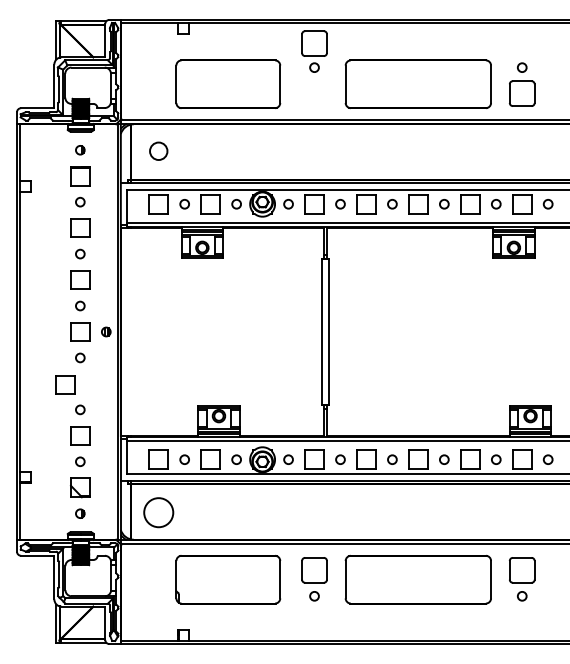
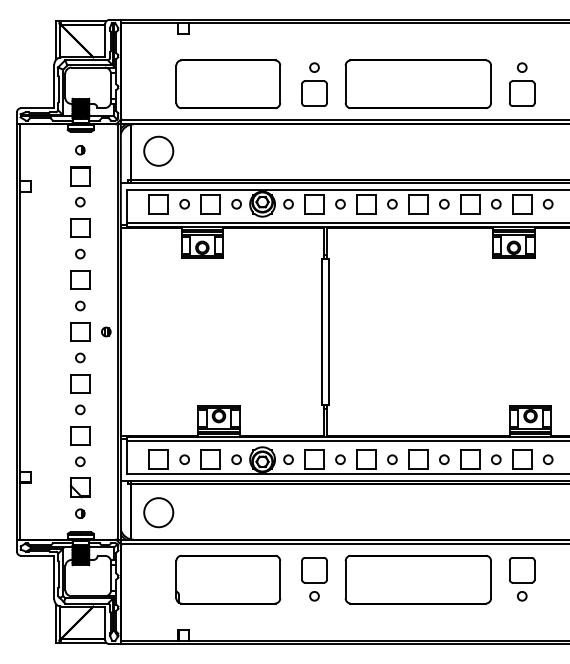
part position: (314, 43) -> (314, 93) (314, 93)
circle diameter: 17 px -> 29 px (158, 150)
part position: (65, 384) -> (80, 383) (80, 383)
